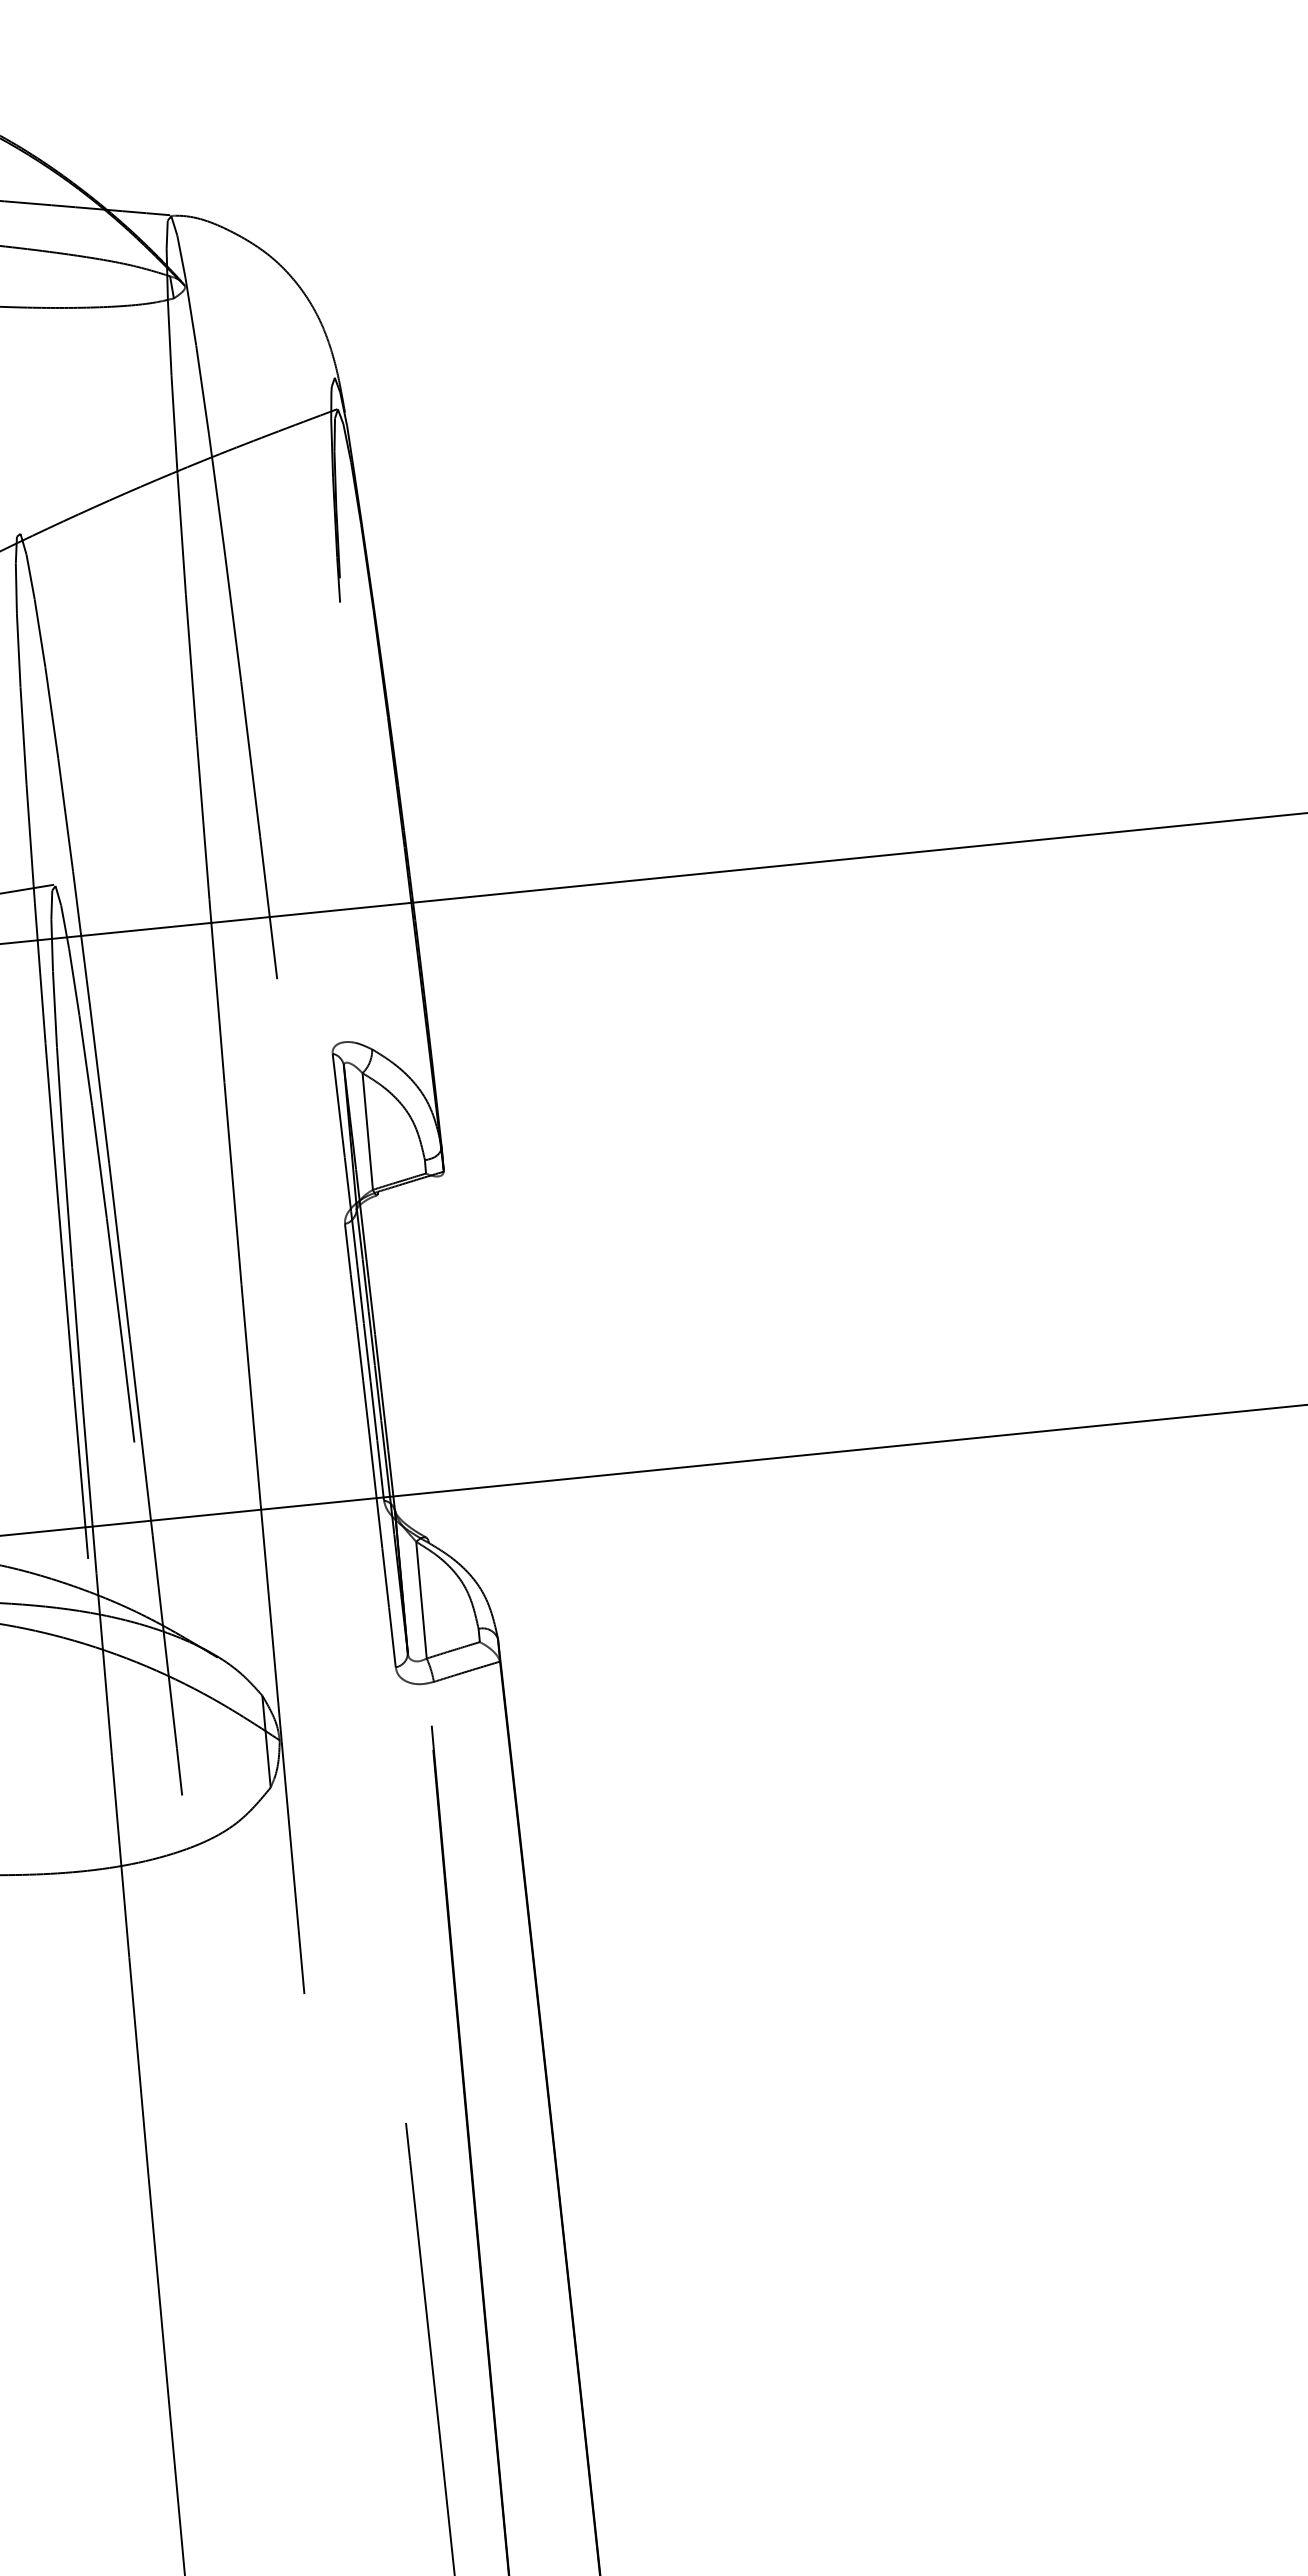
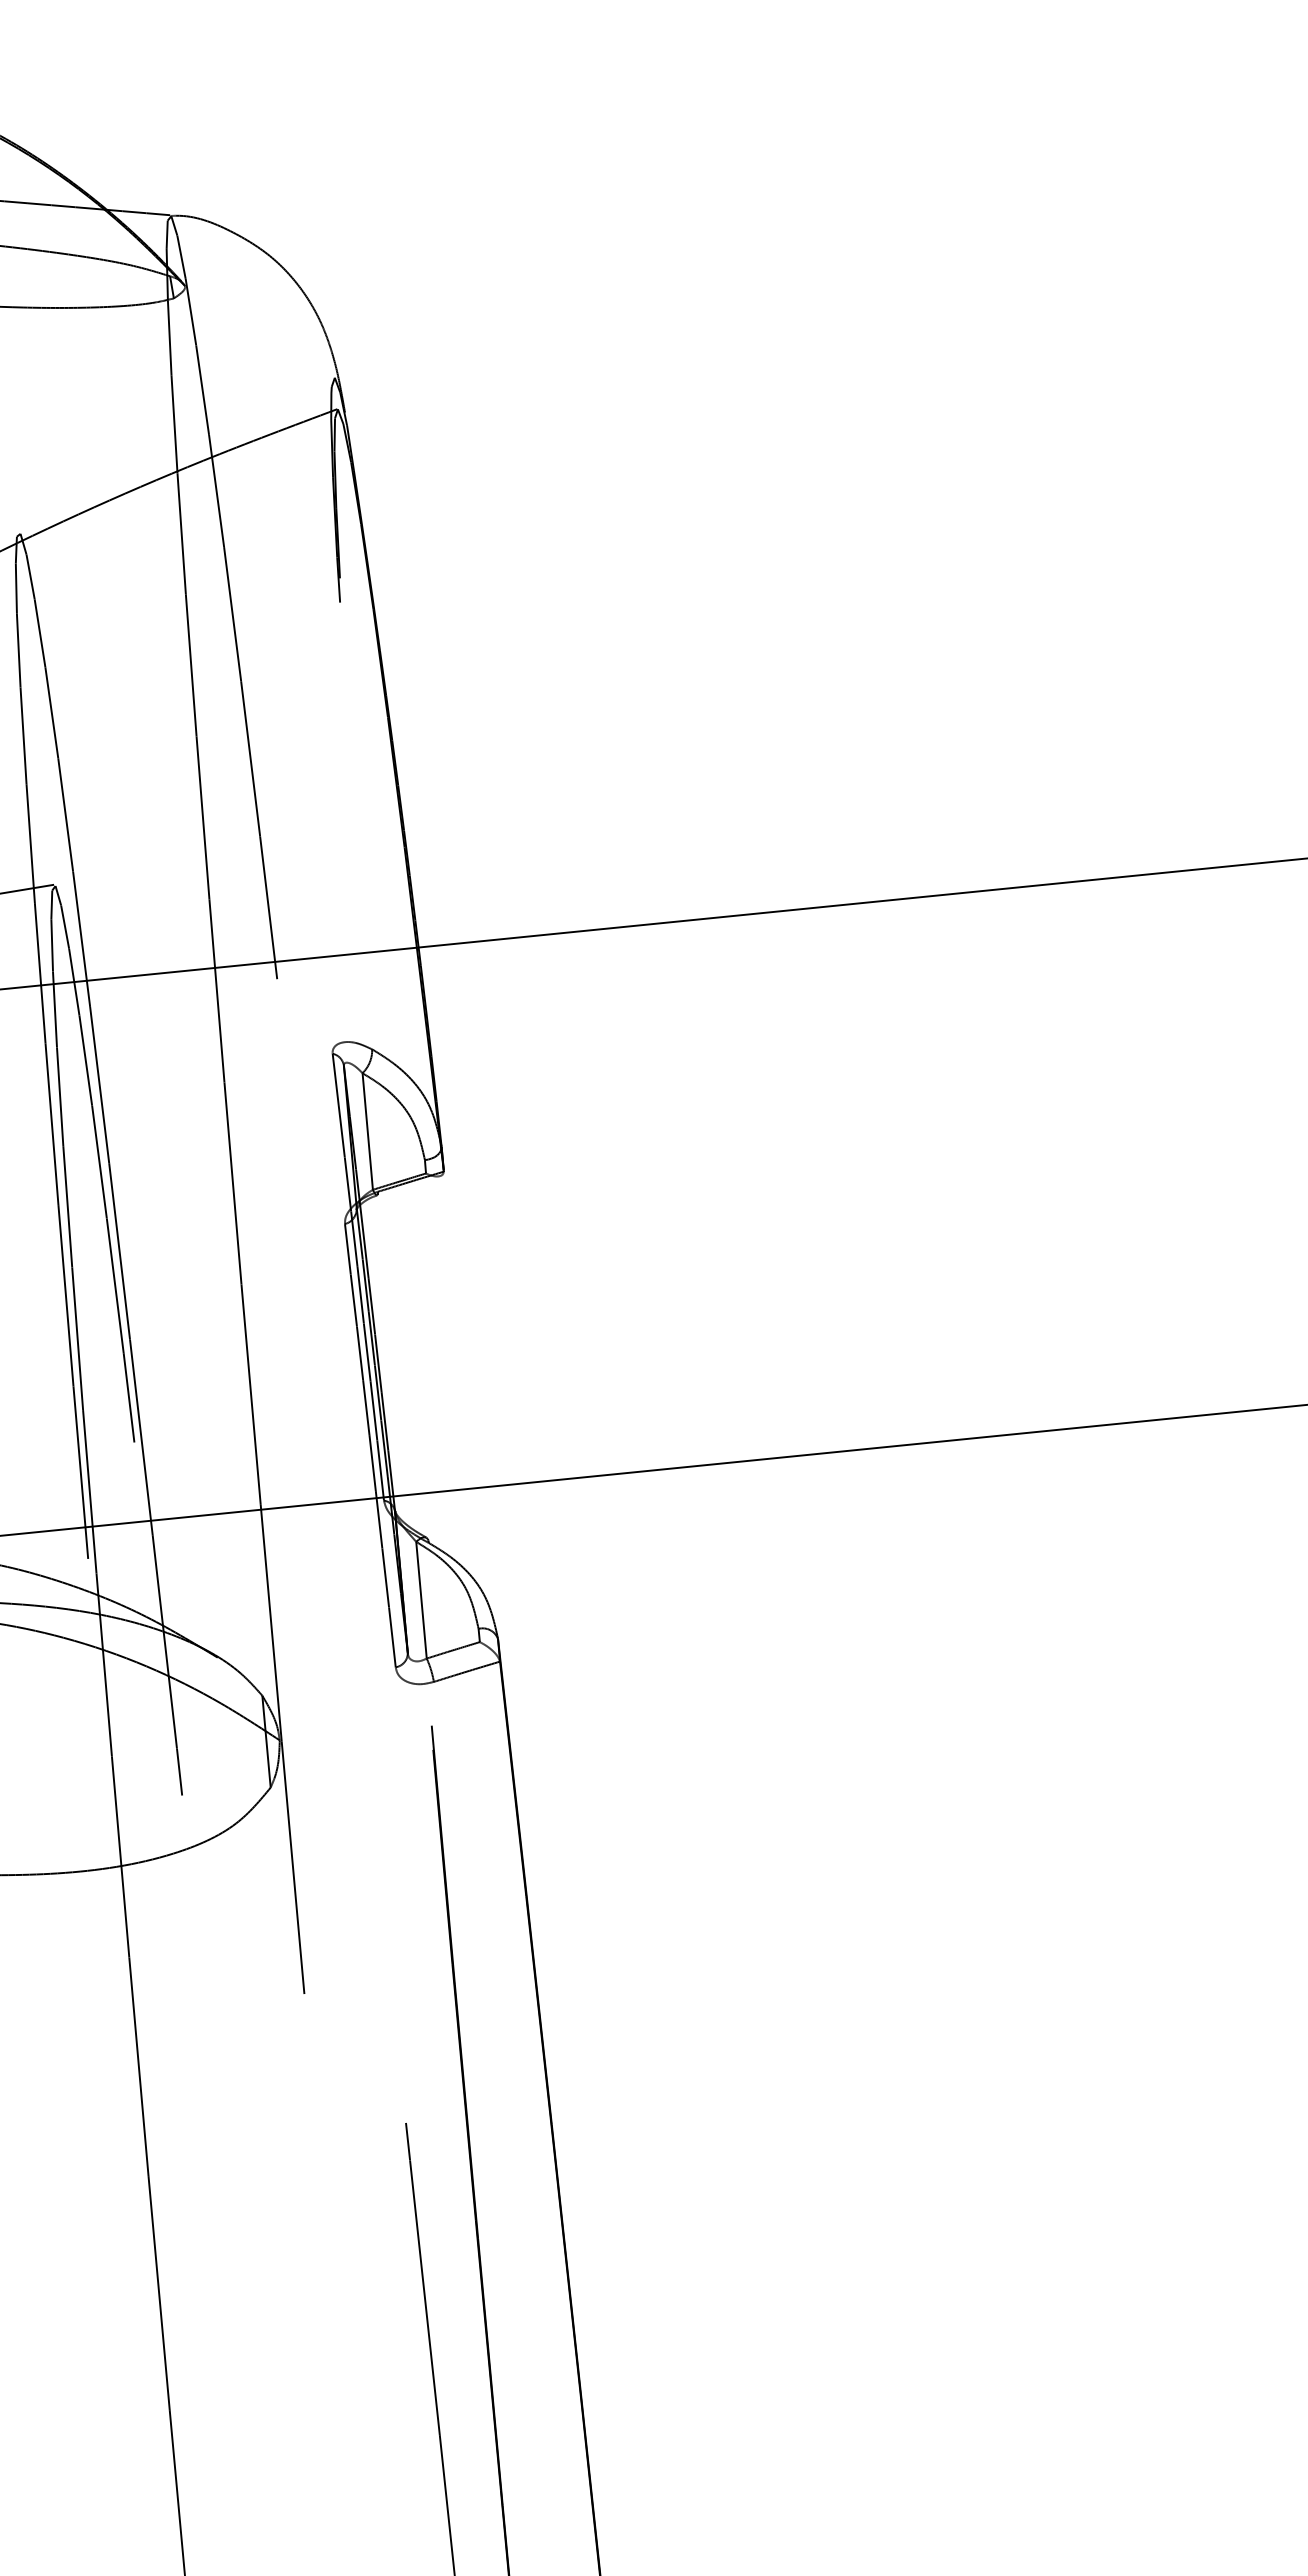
line position: (653, 878) -> (653, 923) (653, 923)
